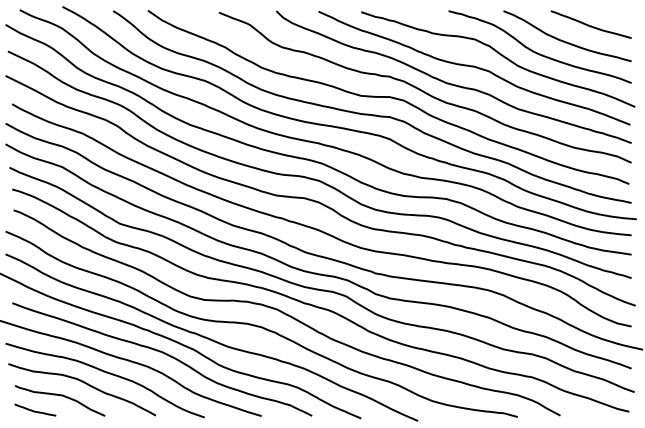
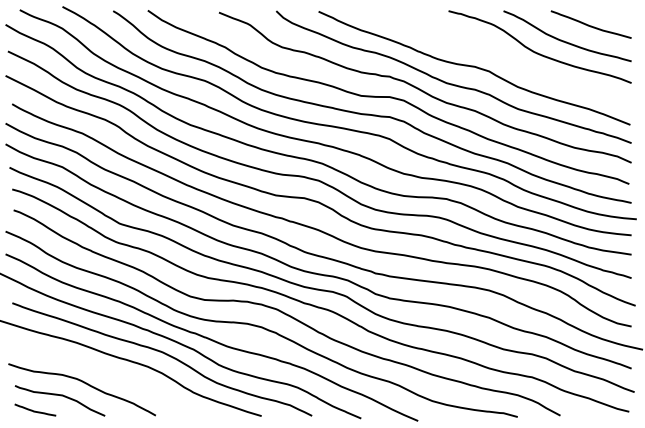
curve: present -> none (501, 56)
curve: present -> none (106, 373)
